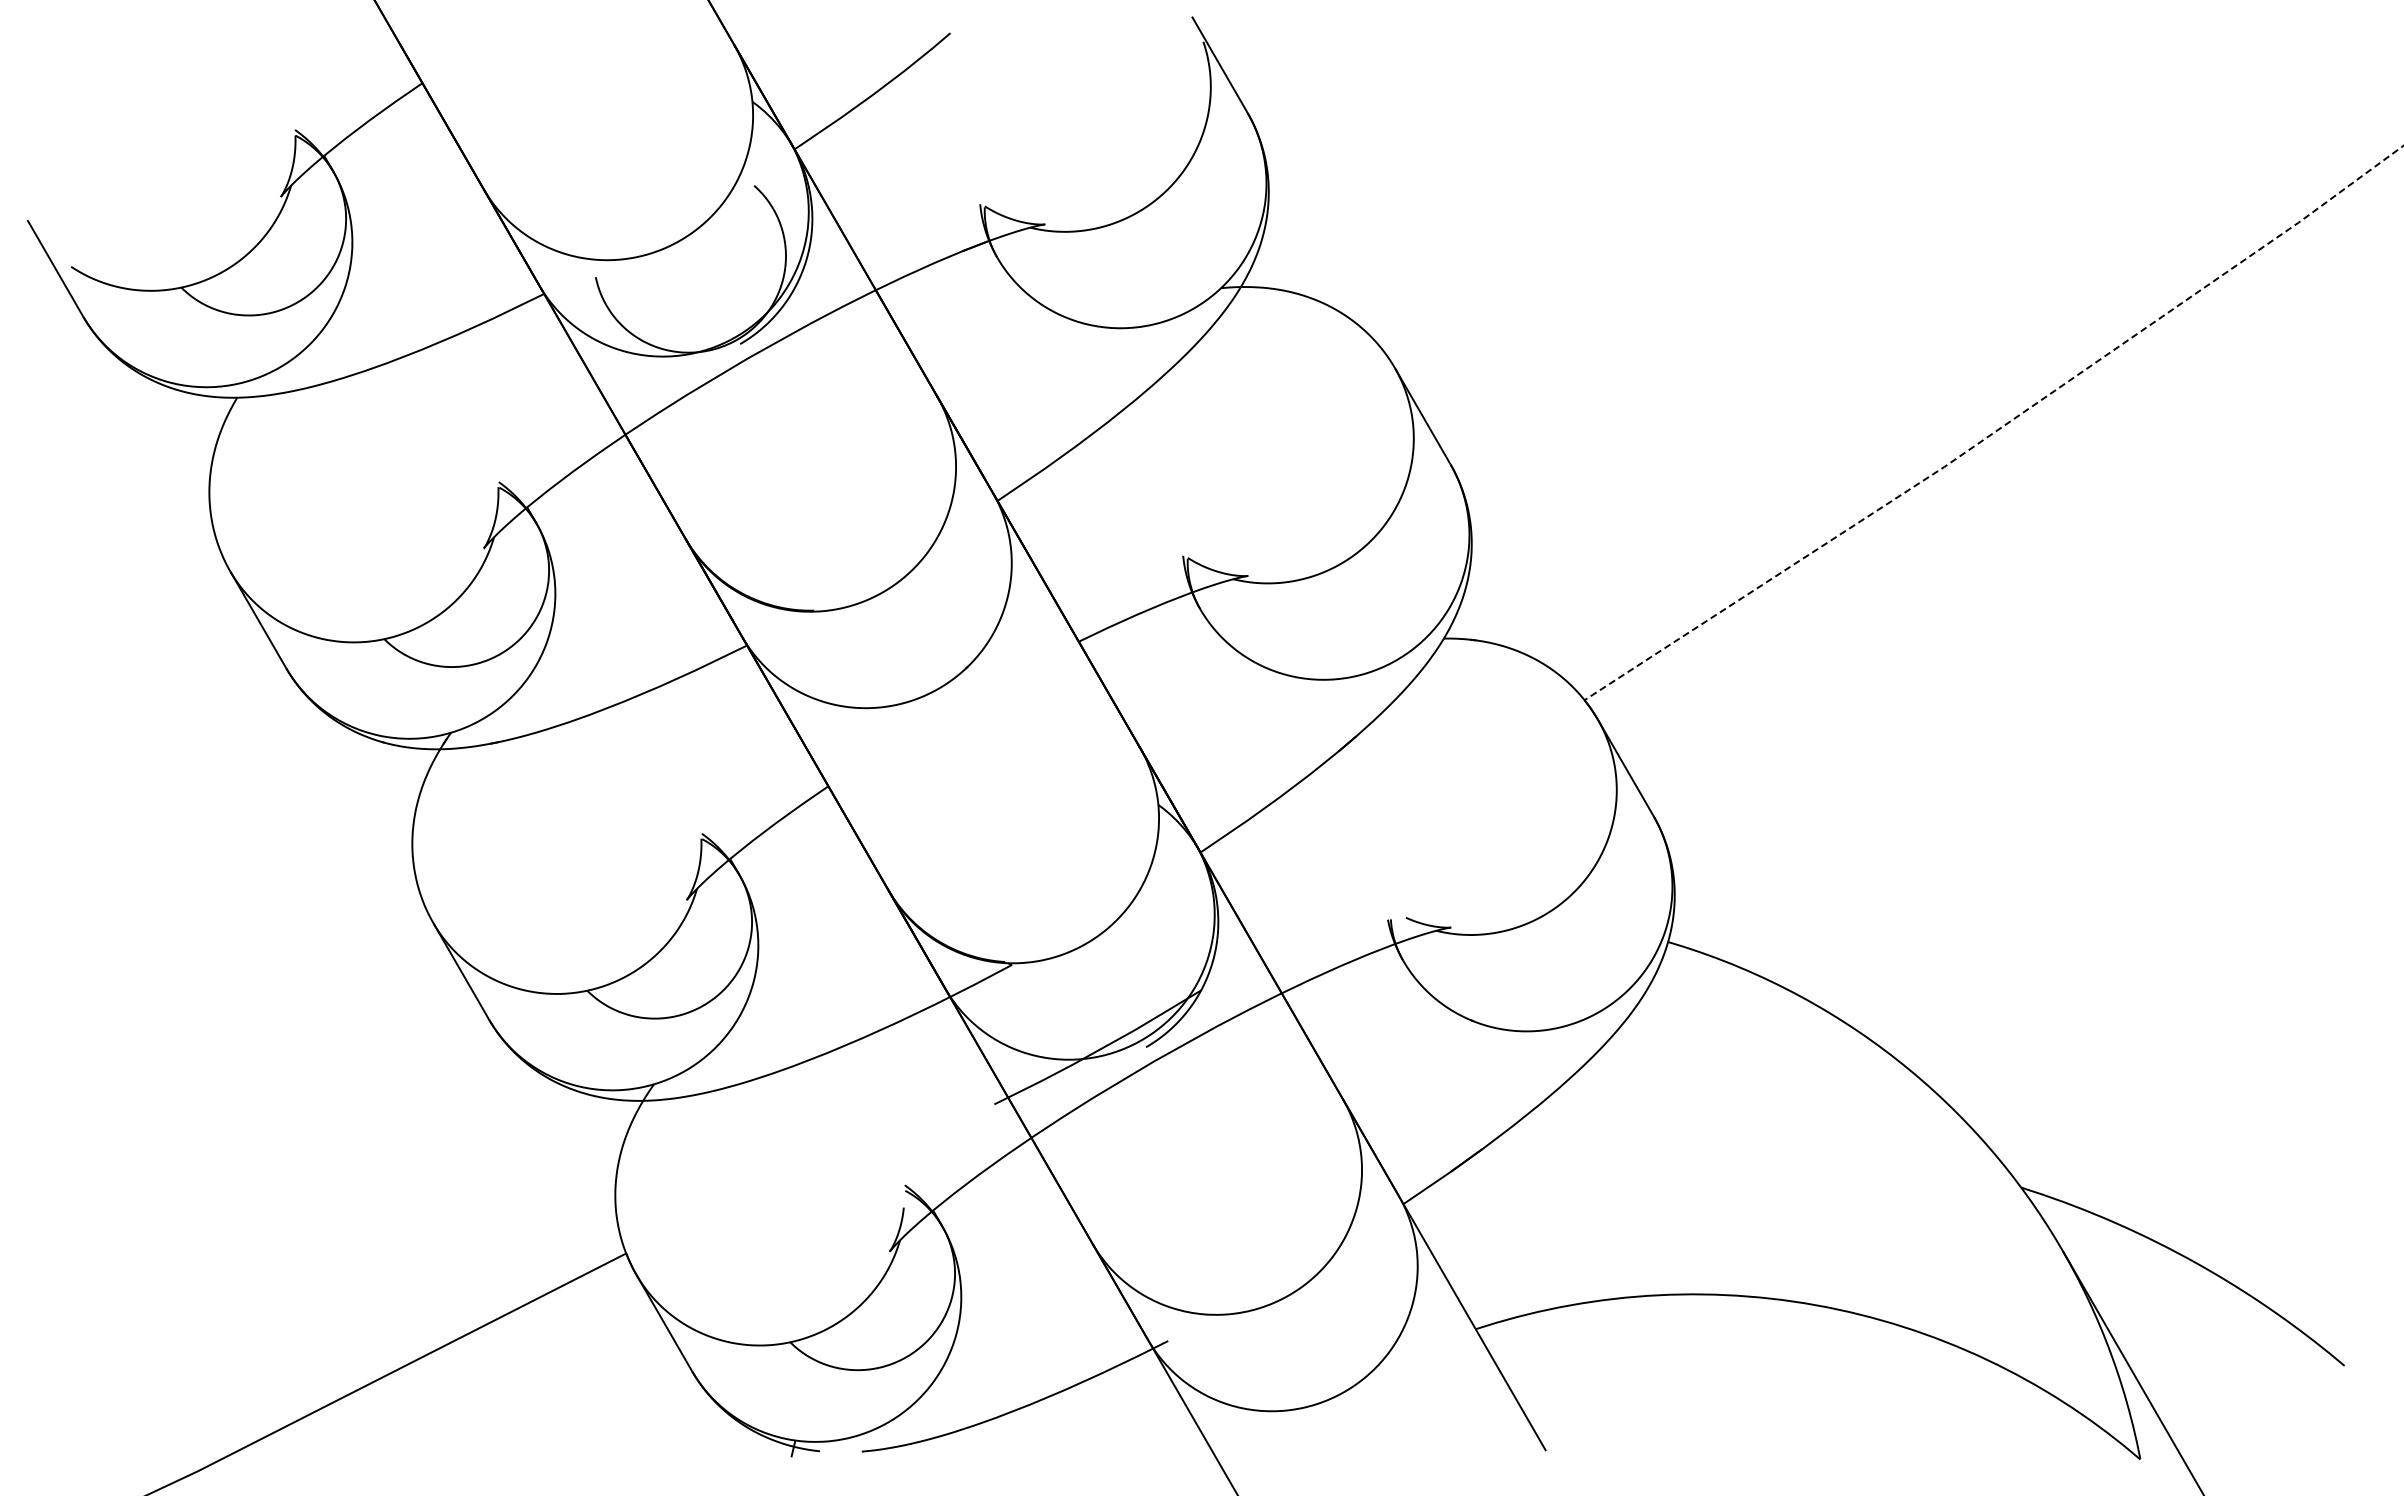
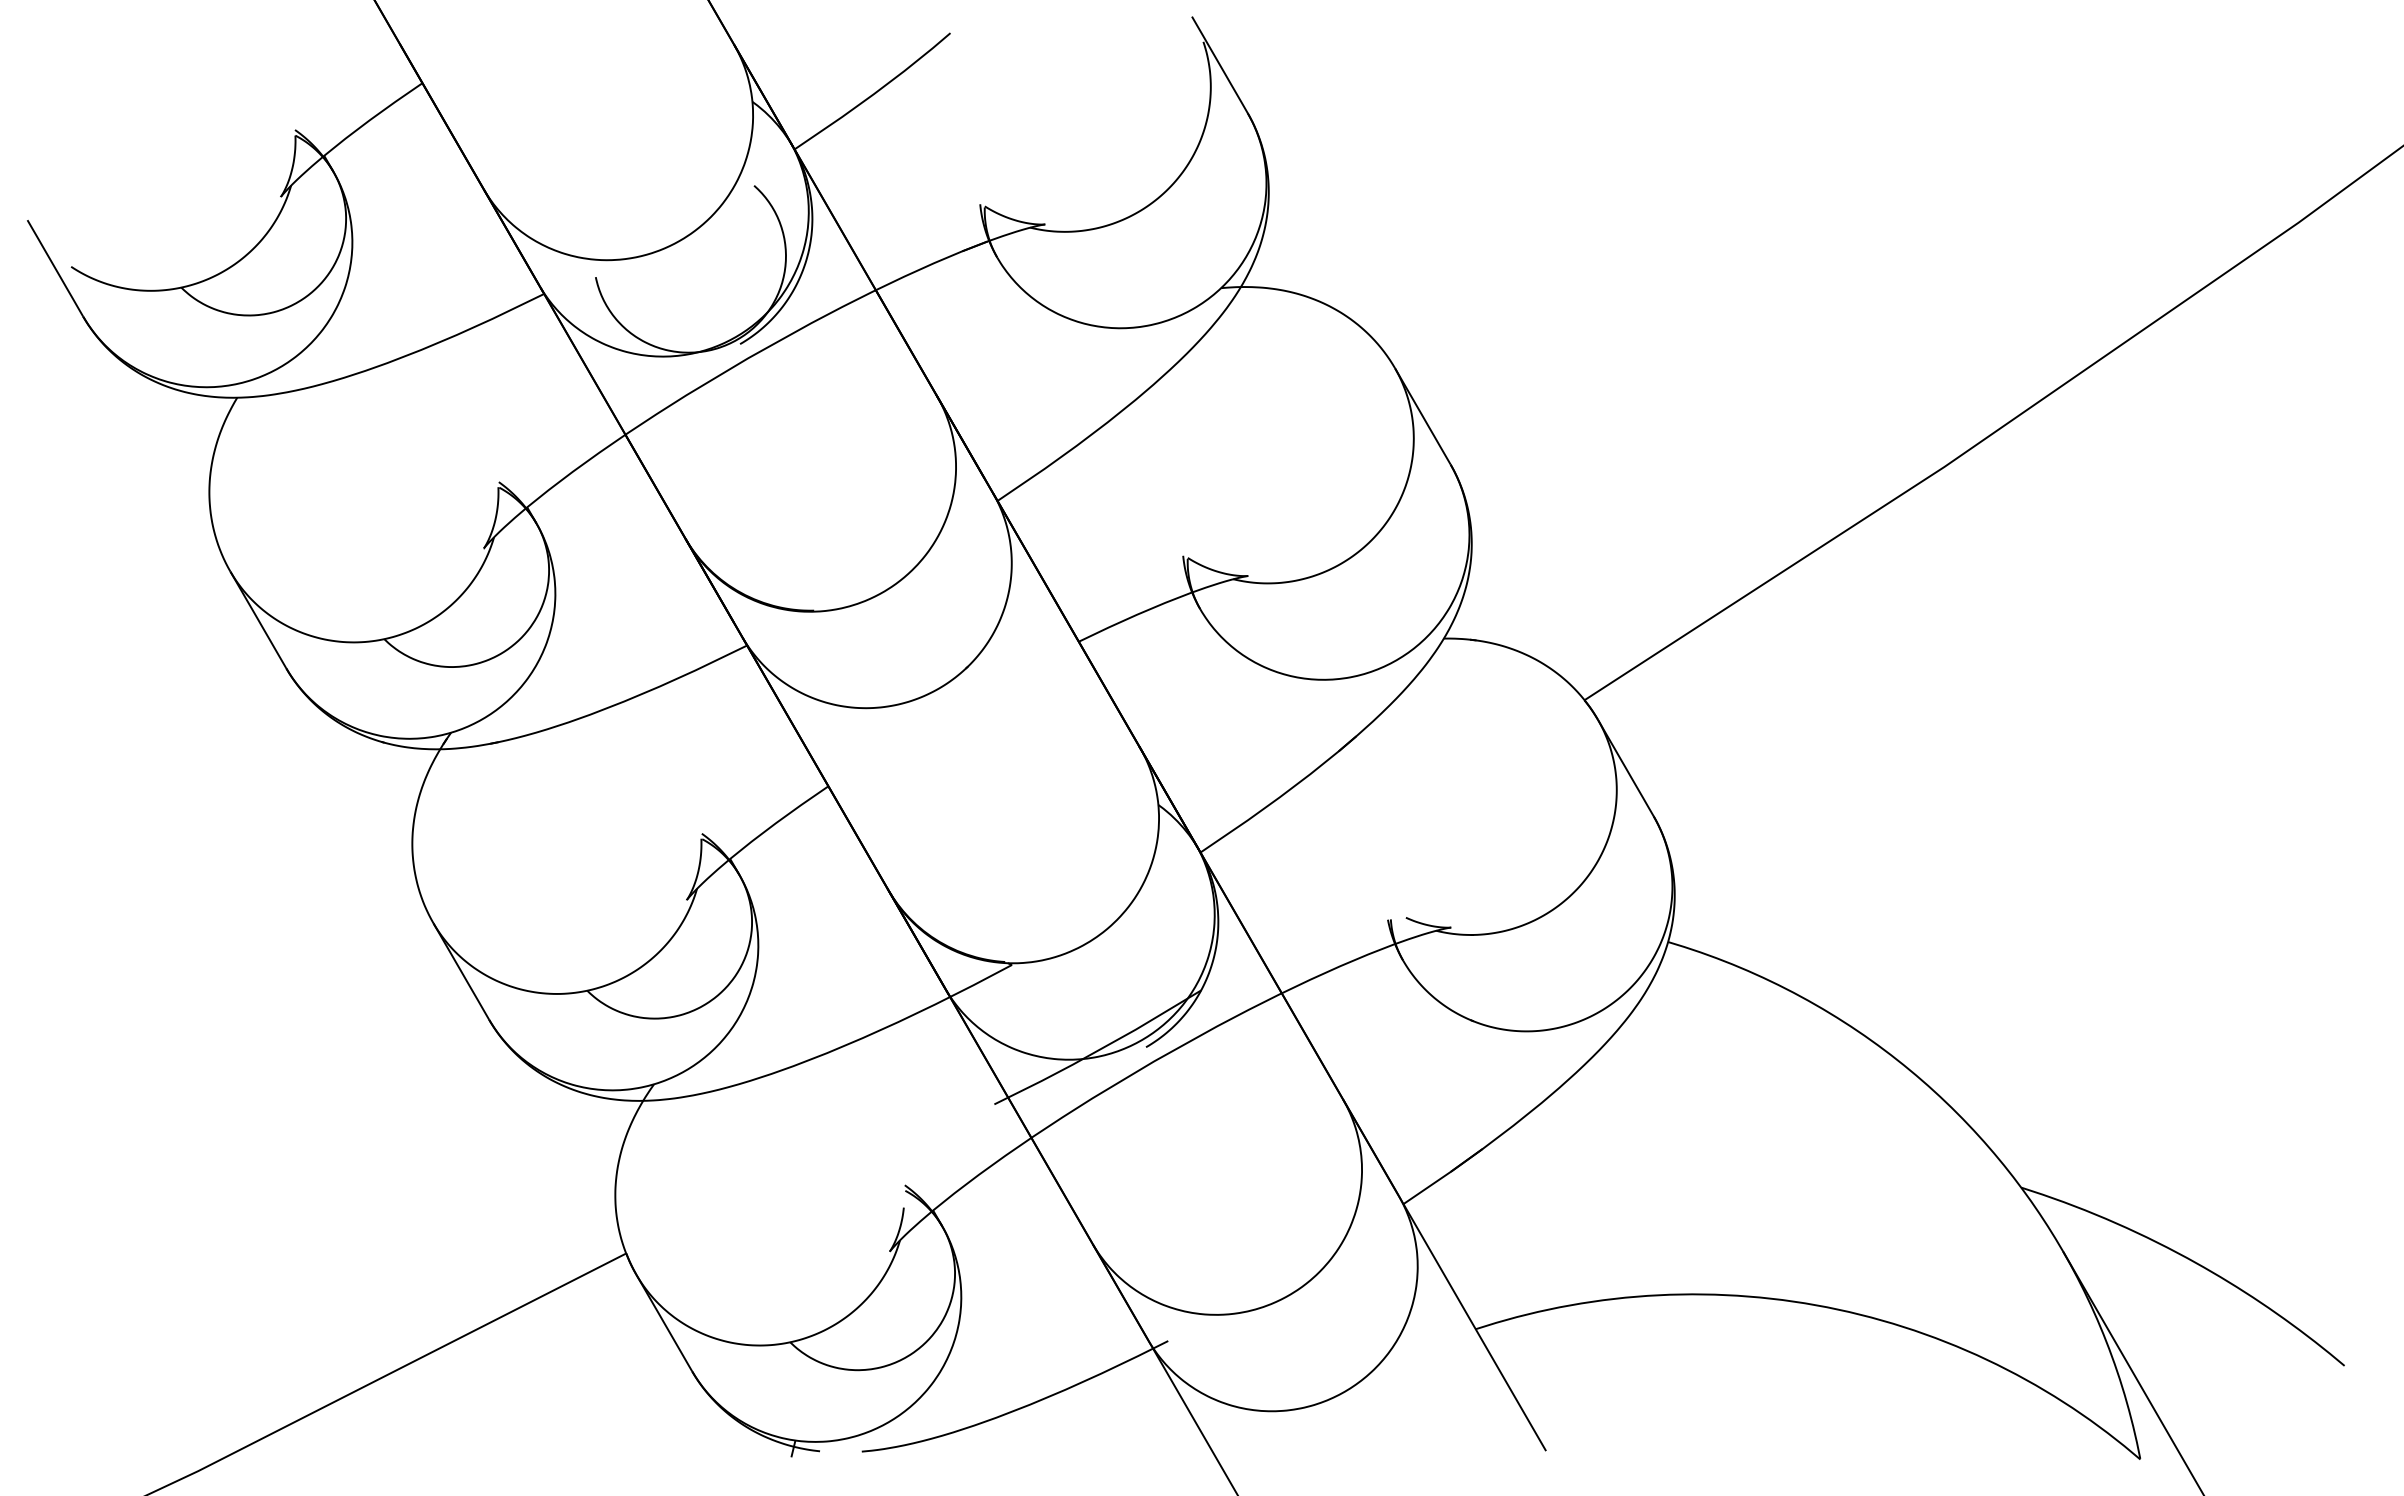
line: dashed -> solid (1997, 430)
